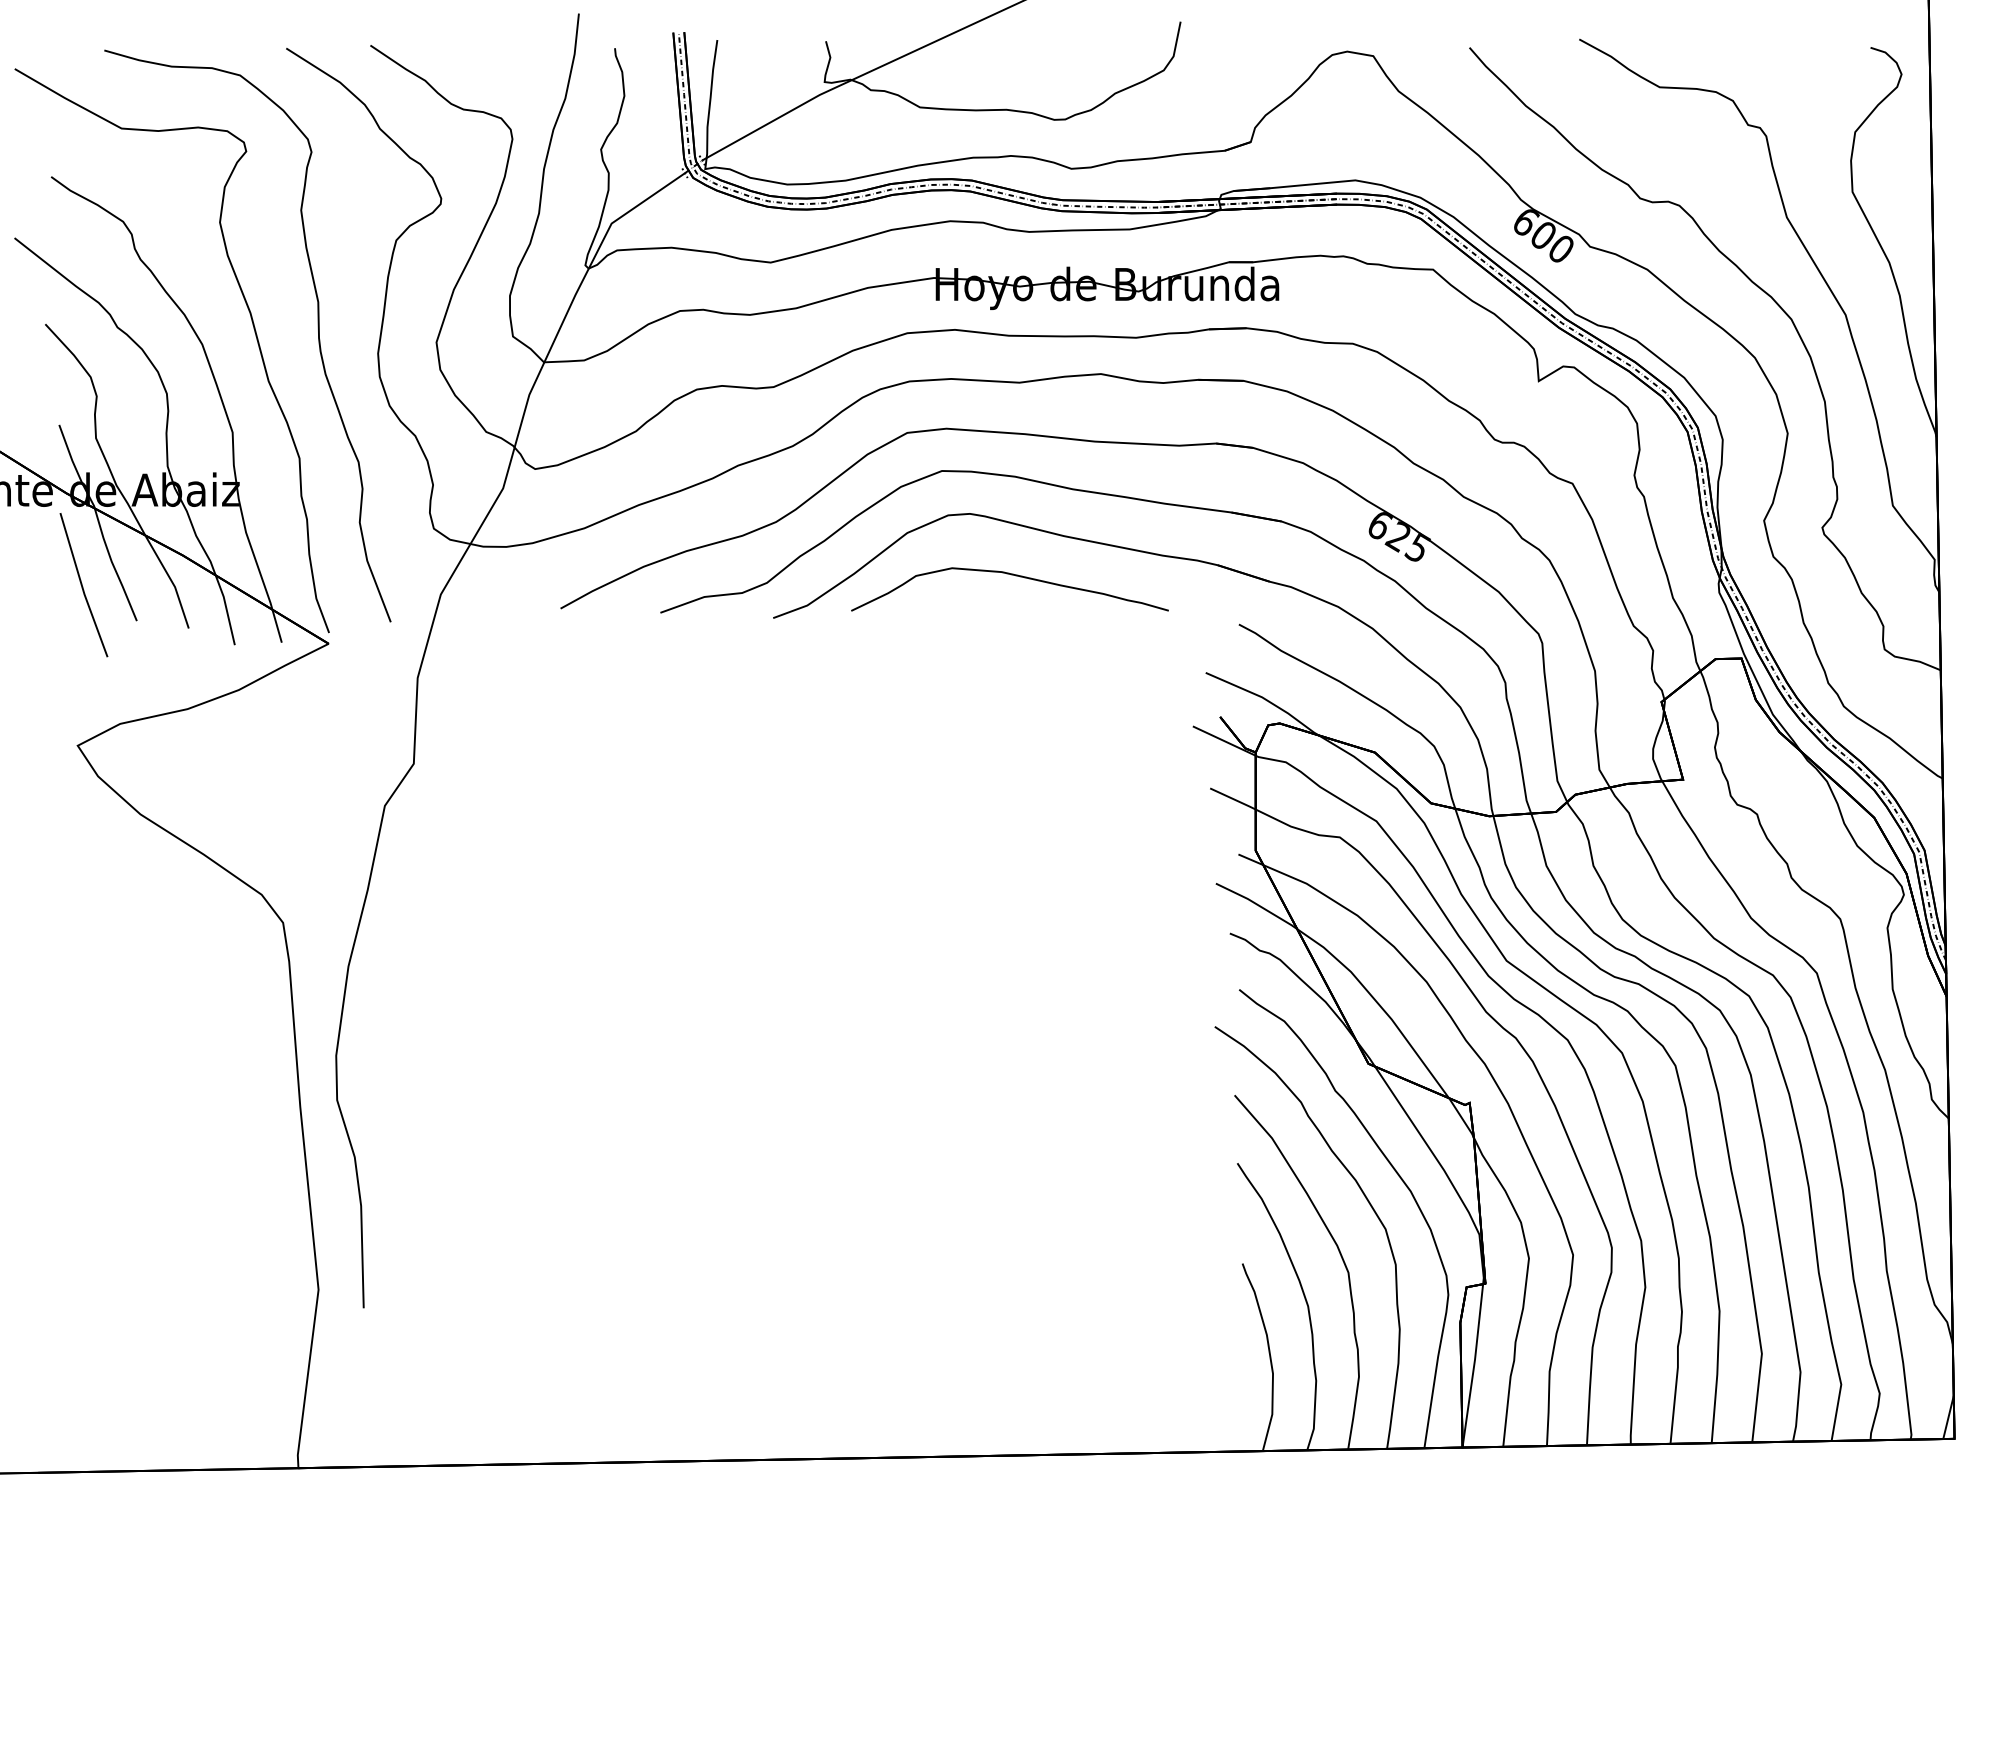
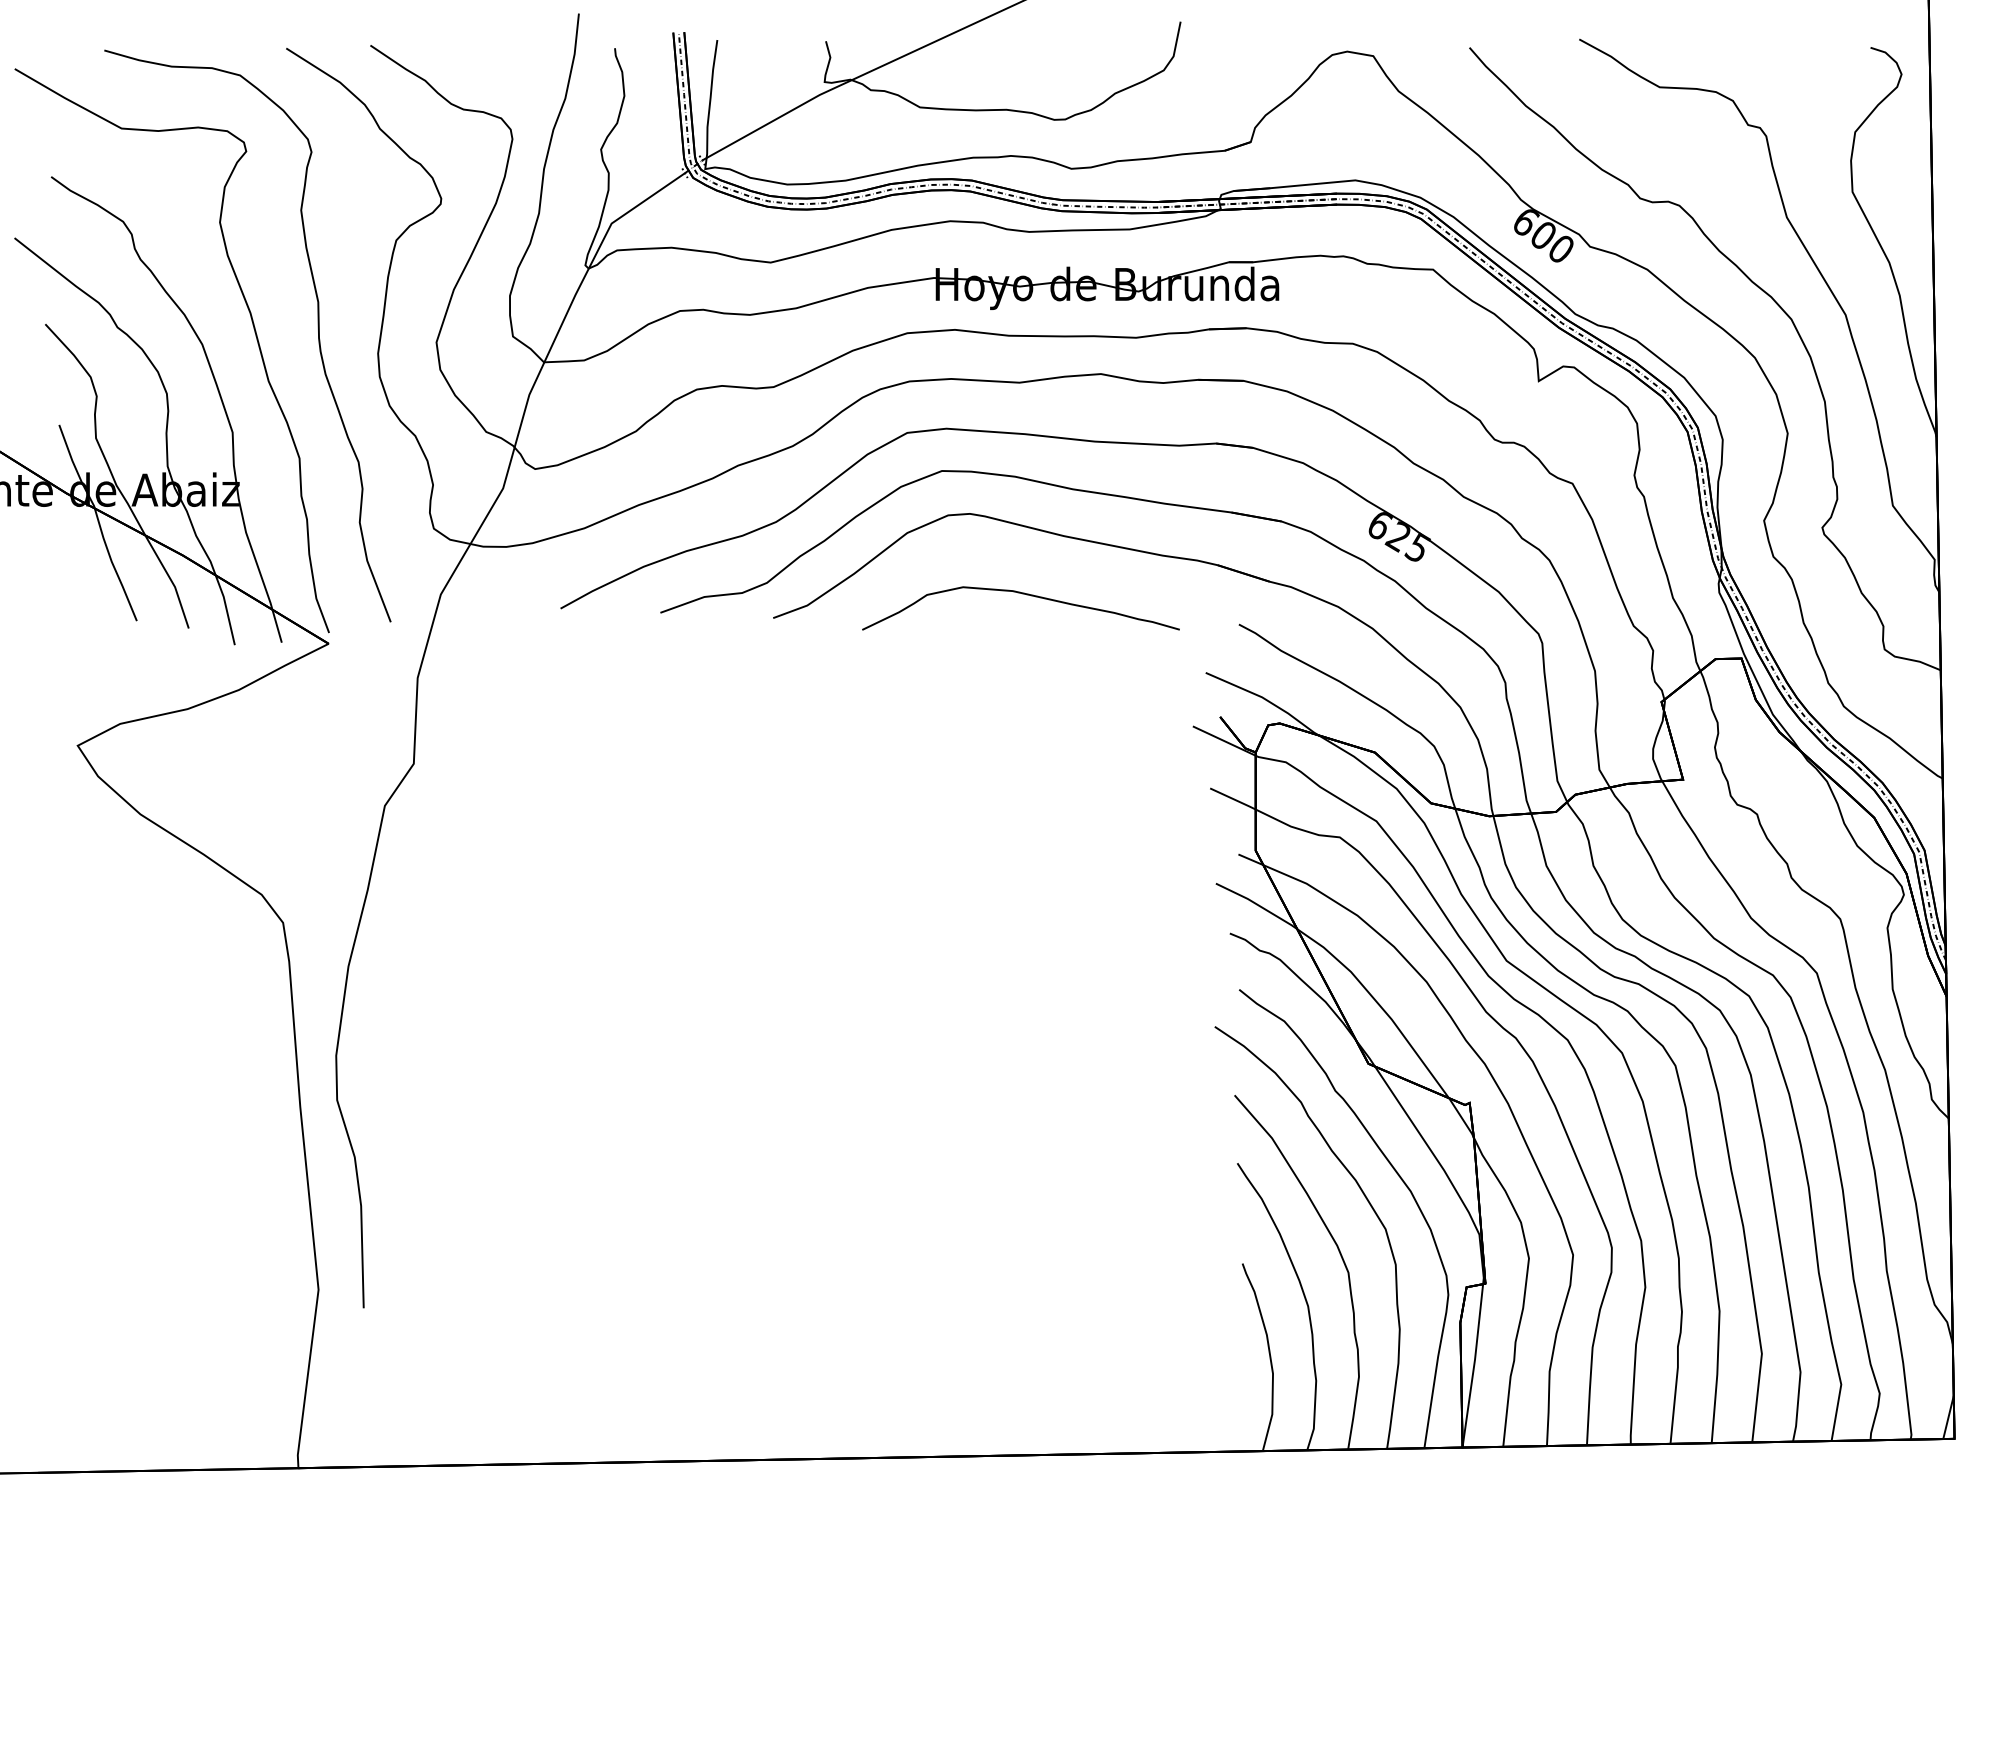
curve position: (1011, 575) -> (1022, 594) (1022, 594)
line: present -> none (82, 585)
